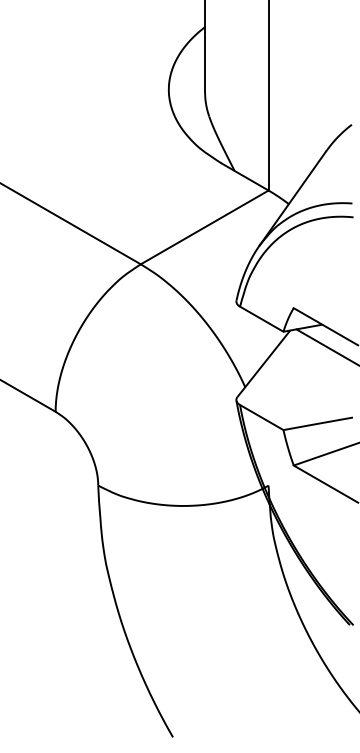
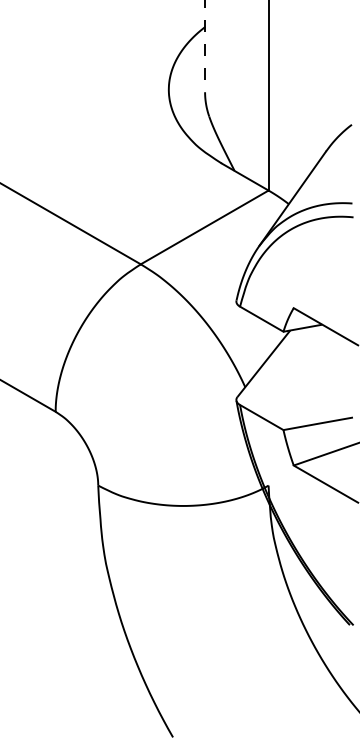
line: solid -> dashed (205, 46)
line: present -> none (326, 346)
